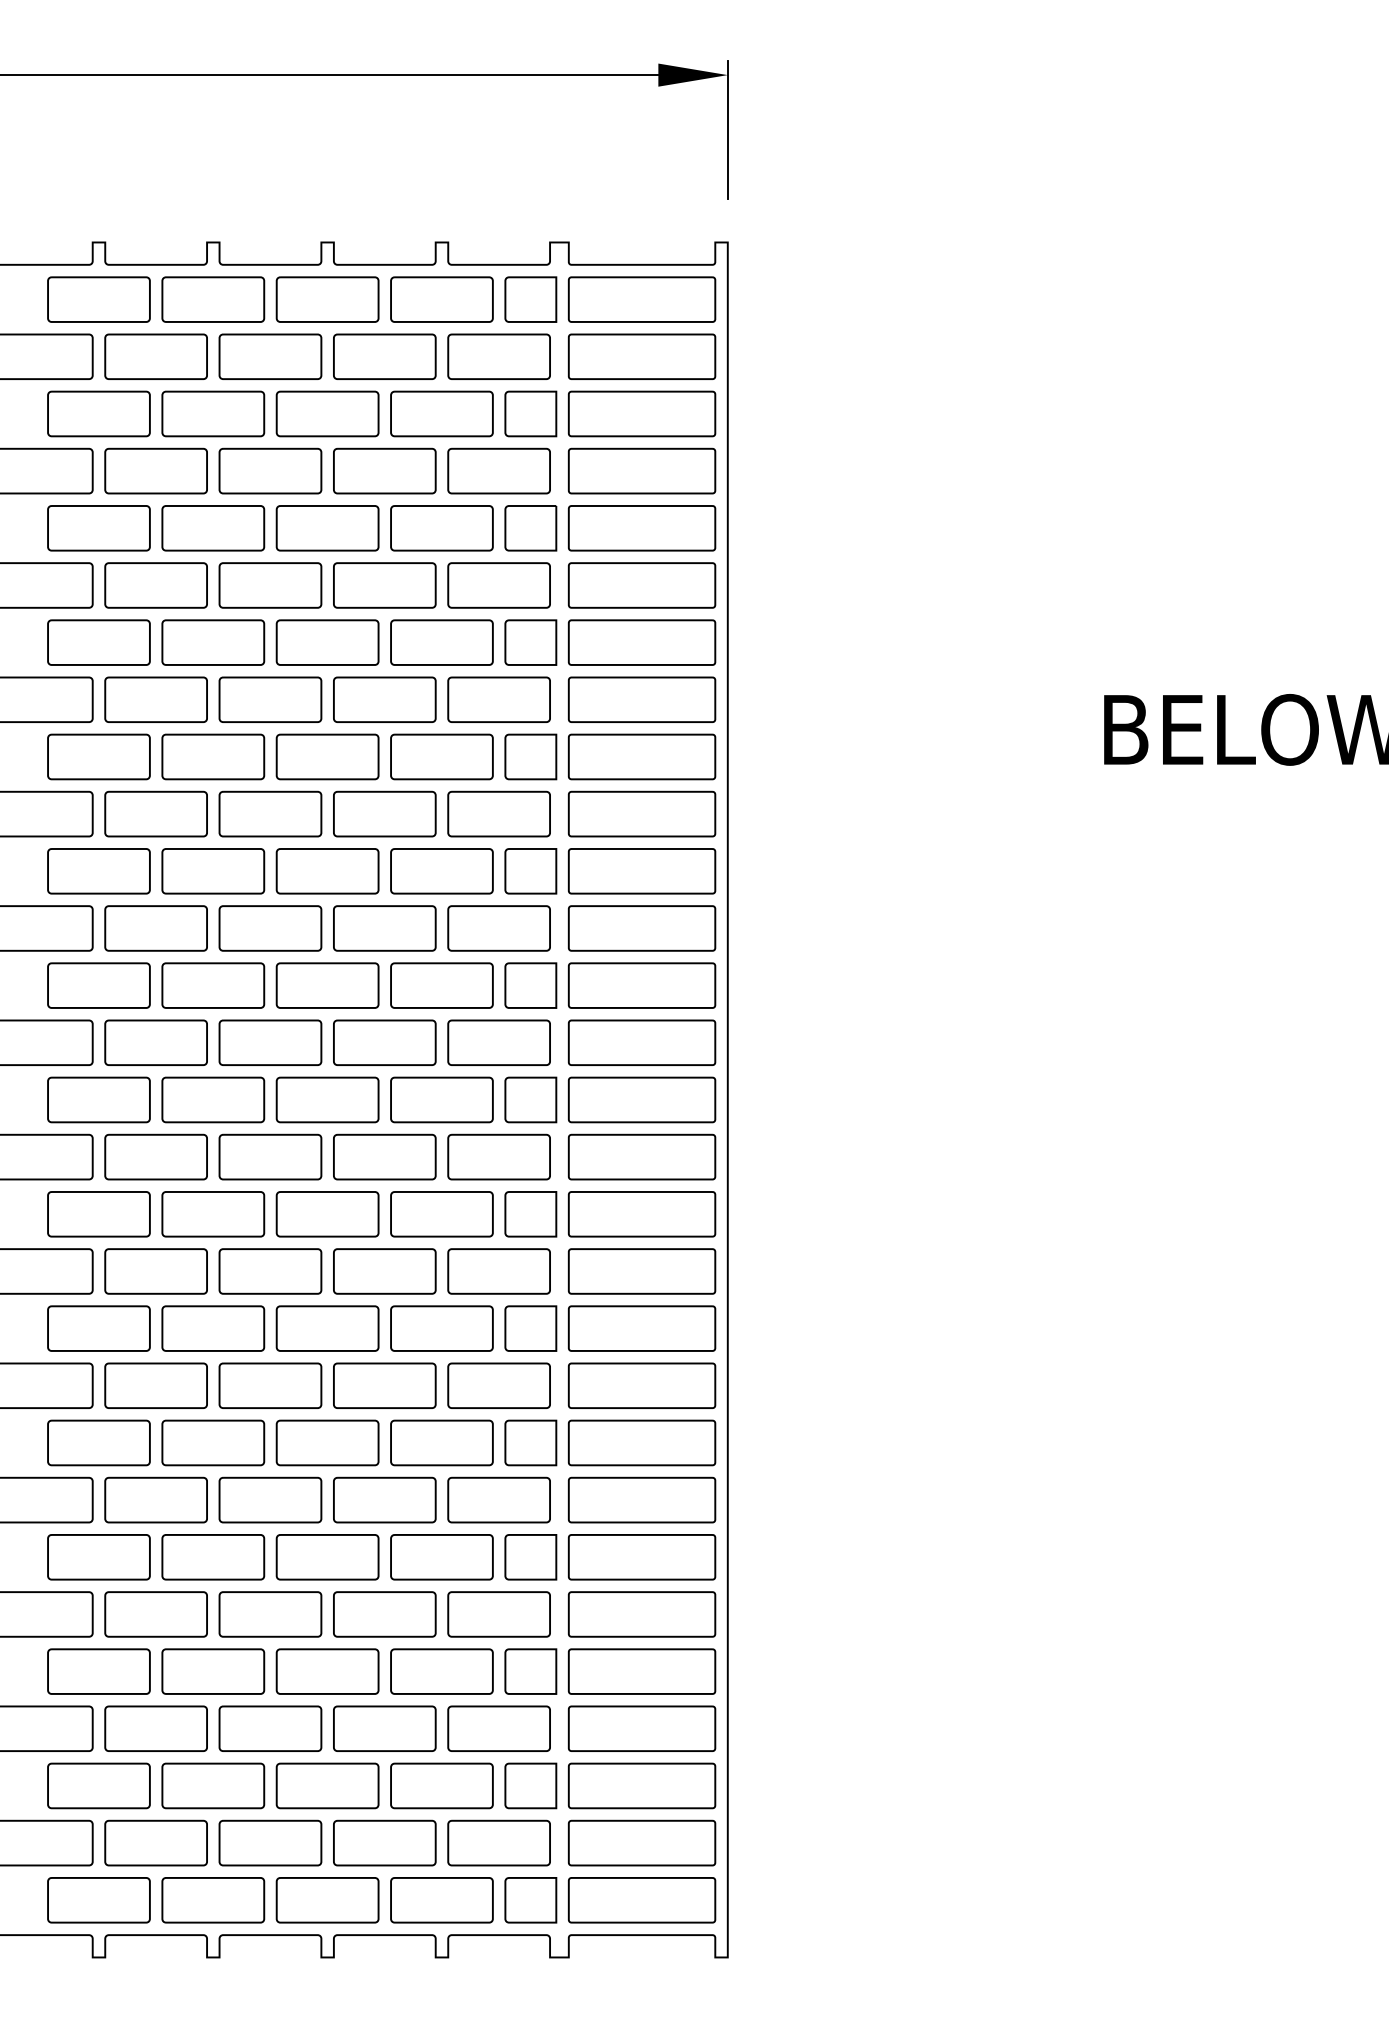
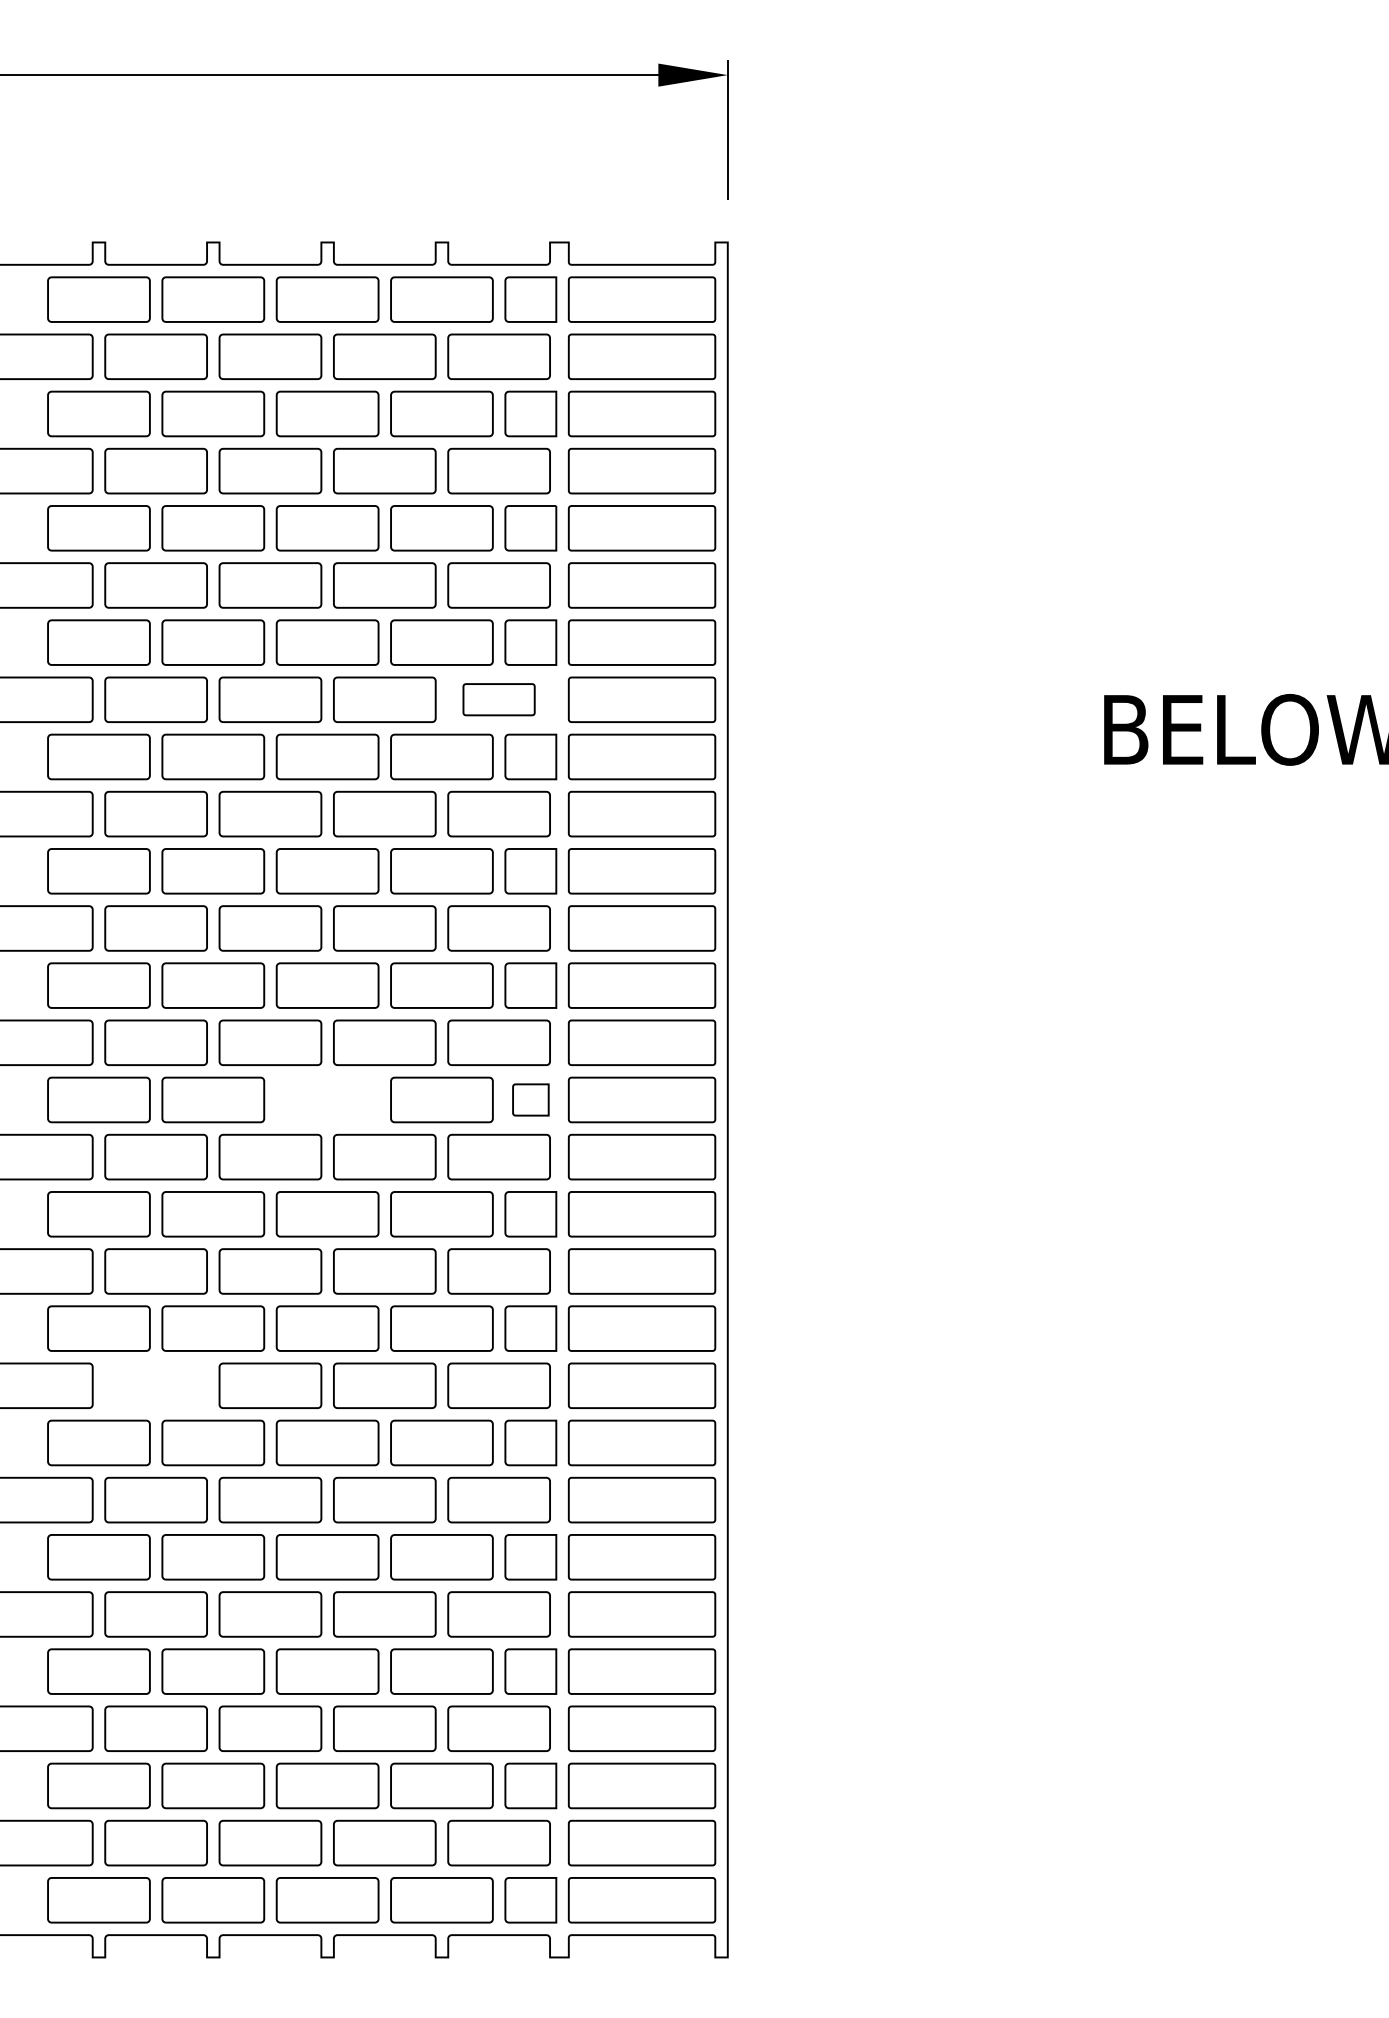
part size: 104x47 px -> 74x34 px (498, 699)
part: present -> none (327, 1099)
part size: 54x48 px -> 38x34 px (530, 1099)
part: present -> none (155, 1385)
